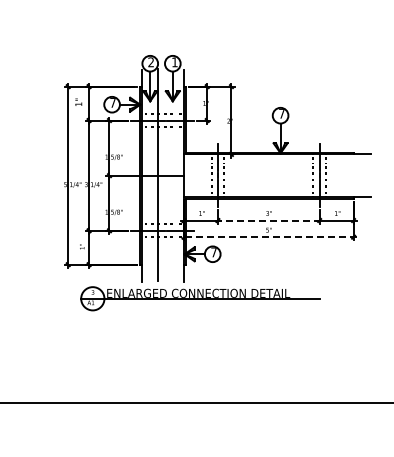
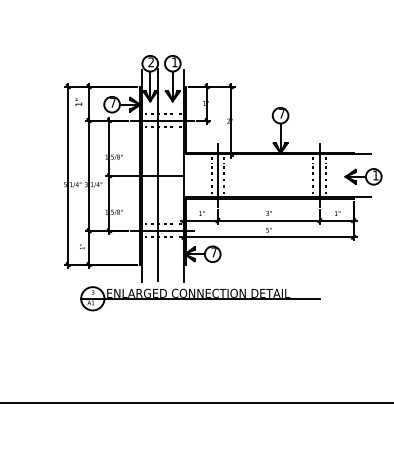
part: none -> present (363, 176)
line: dashed -> solid (268, 220)
line: dashed -> solid (268, 237)
